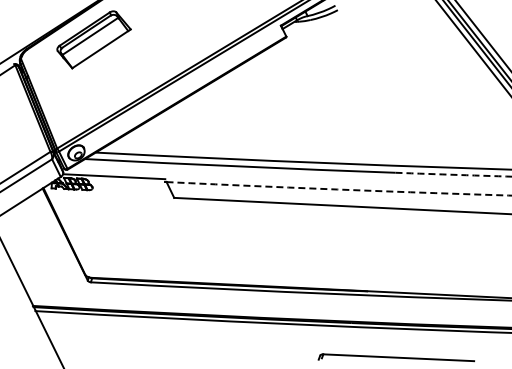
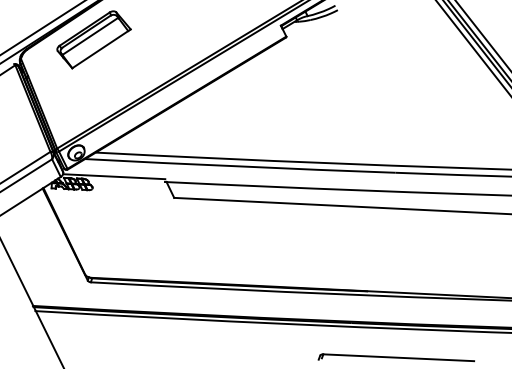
line: none -> present (42, 27)
arc: dashed -> solid (453, 174)
arc: dashed -> solid (339, 189)
